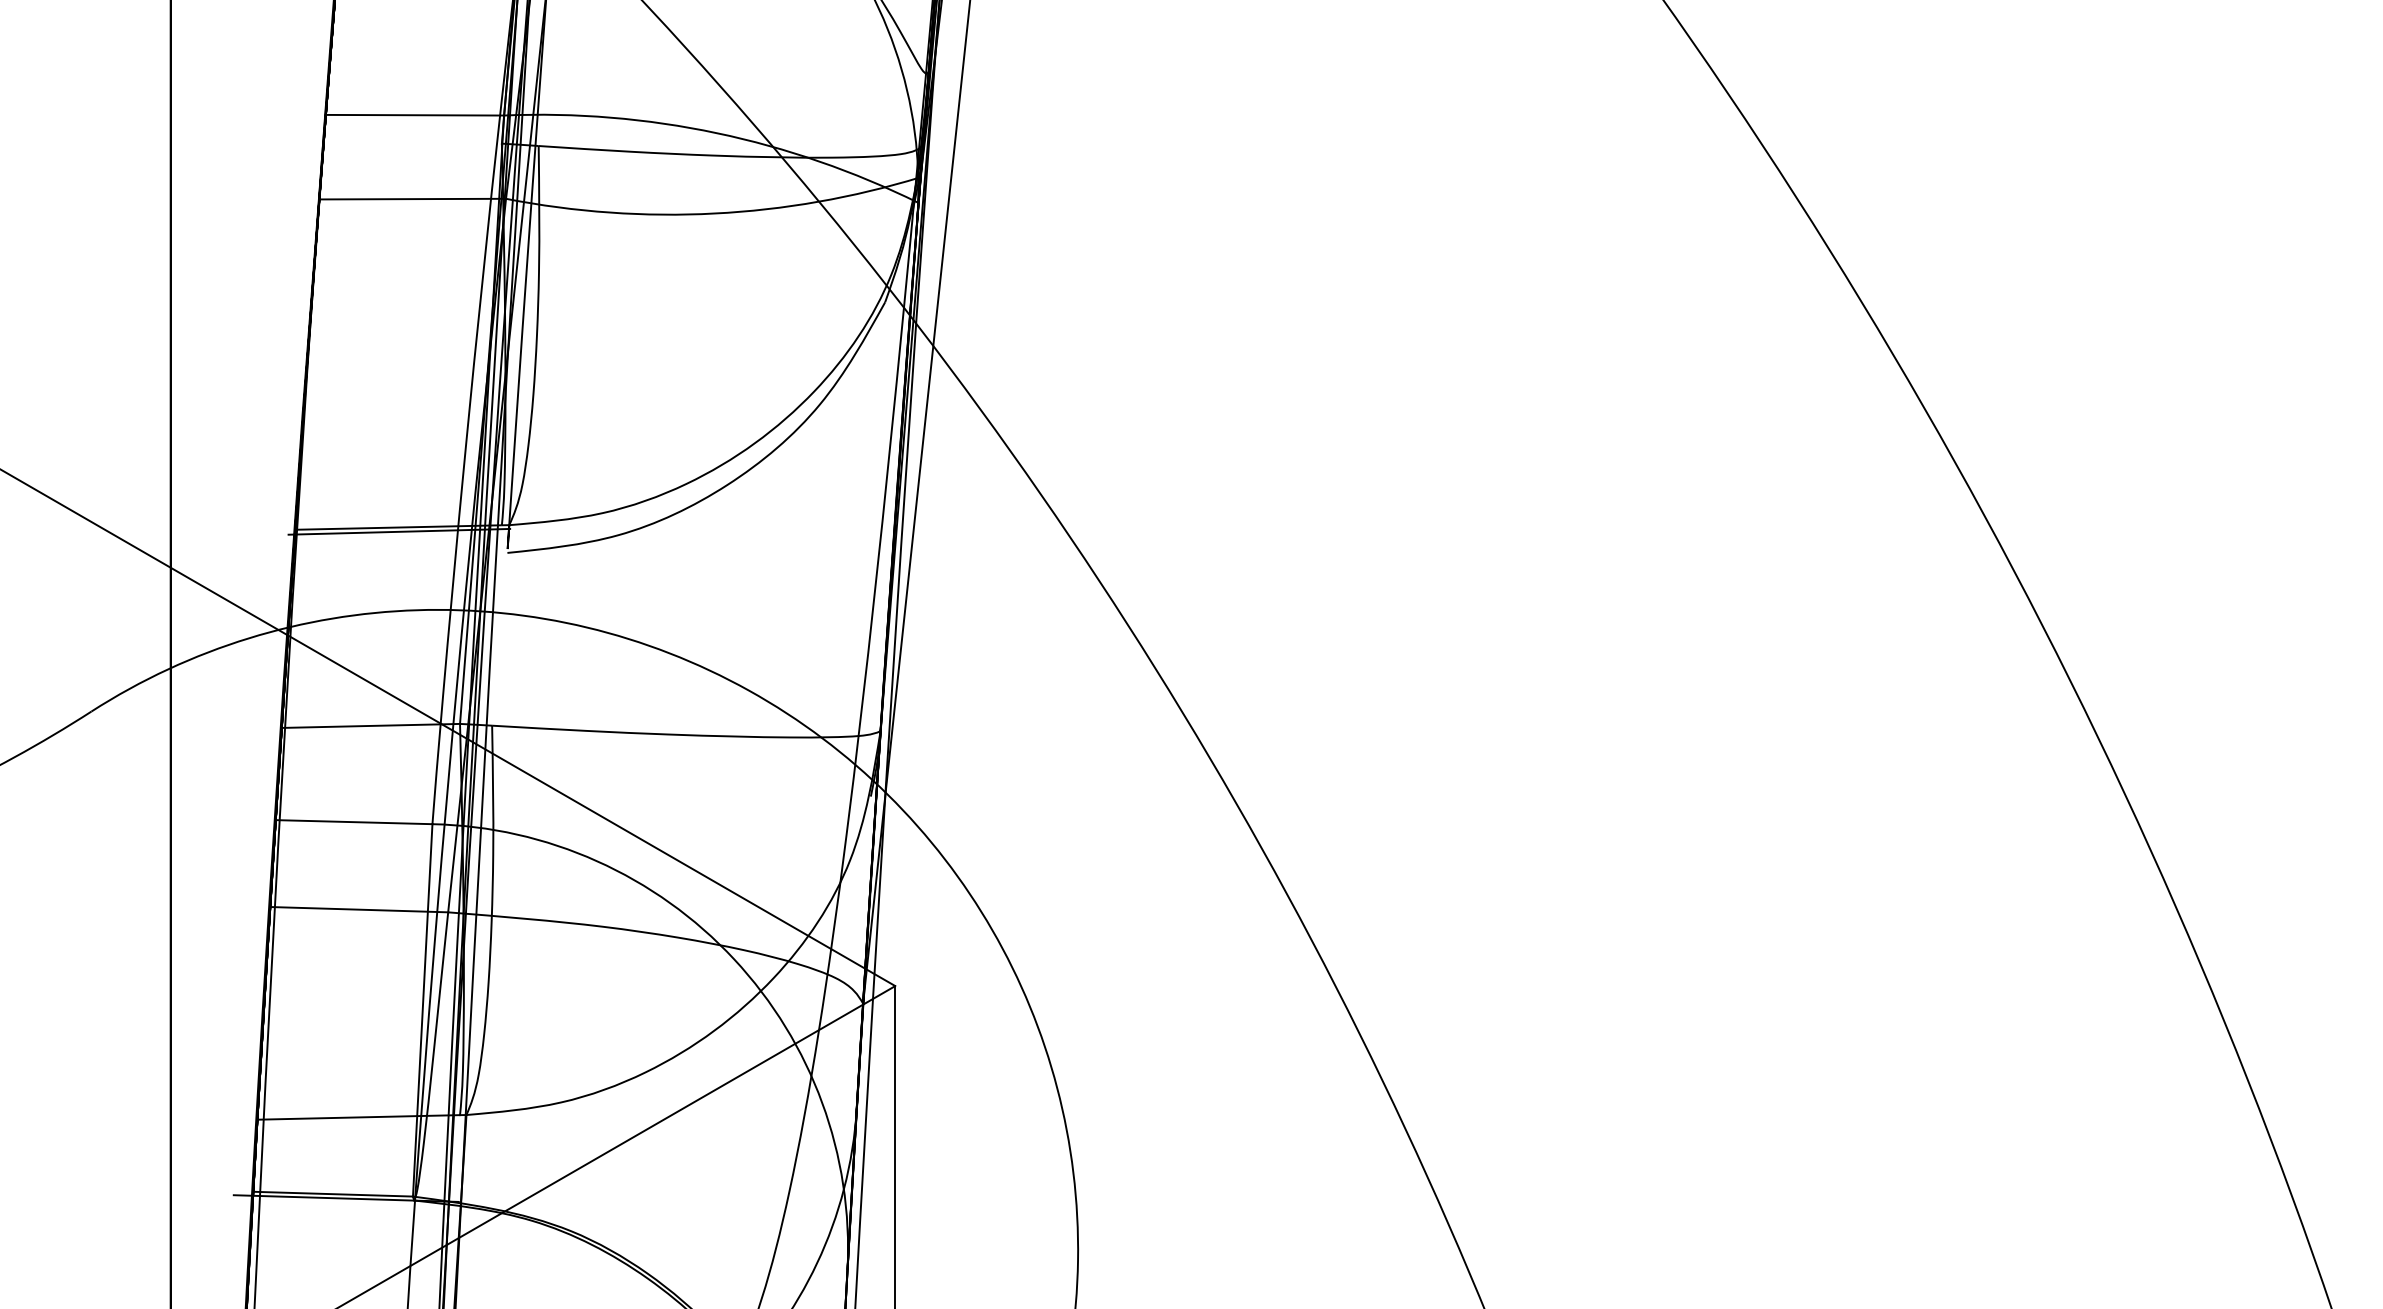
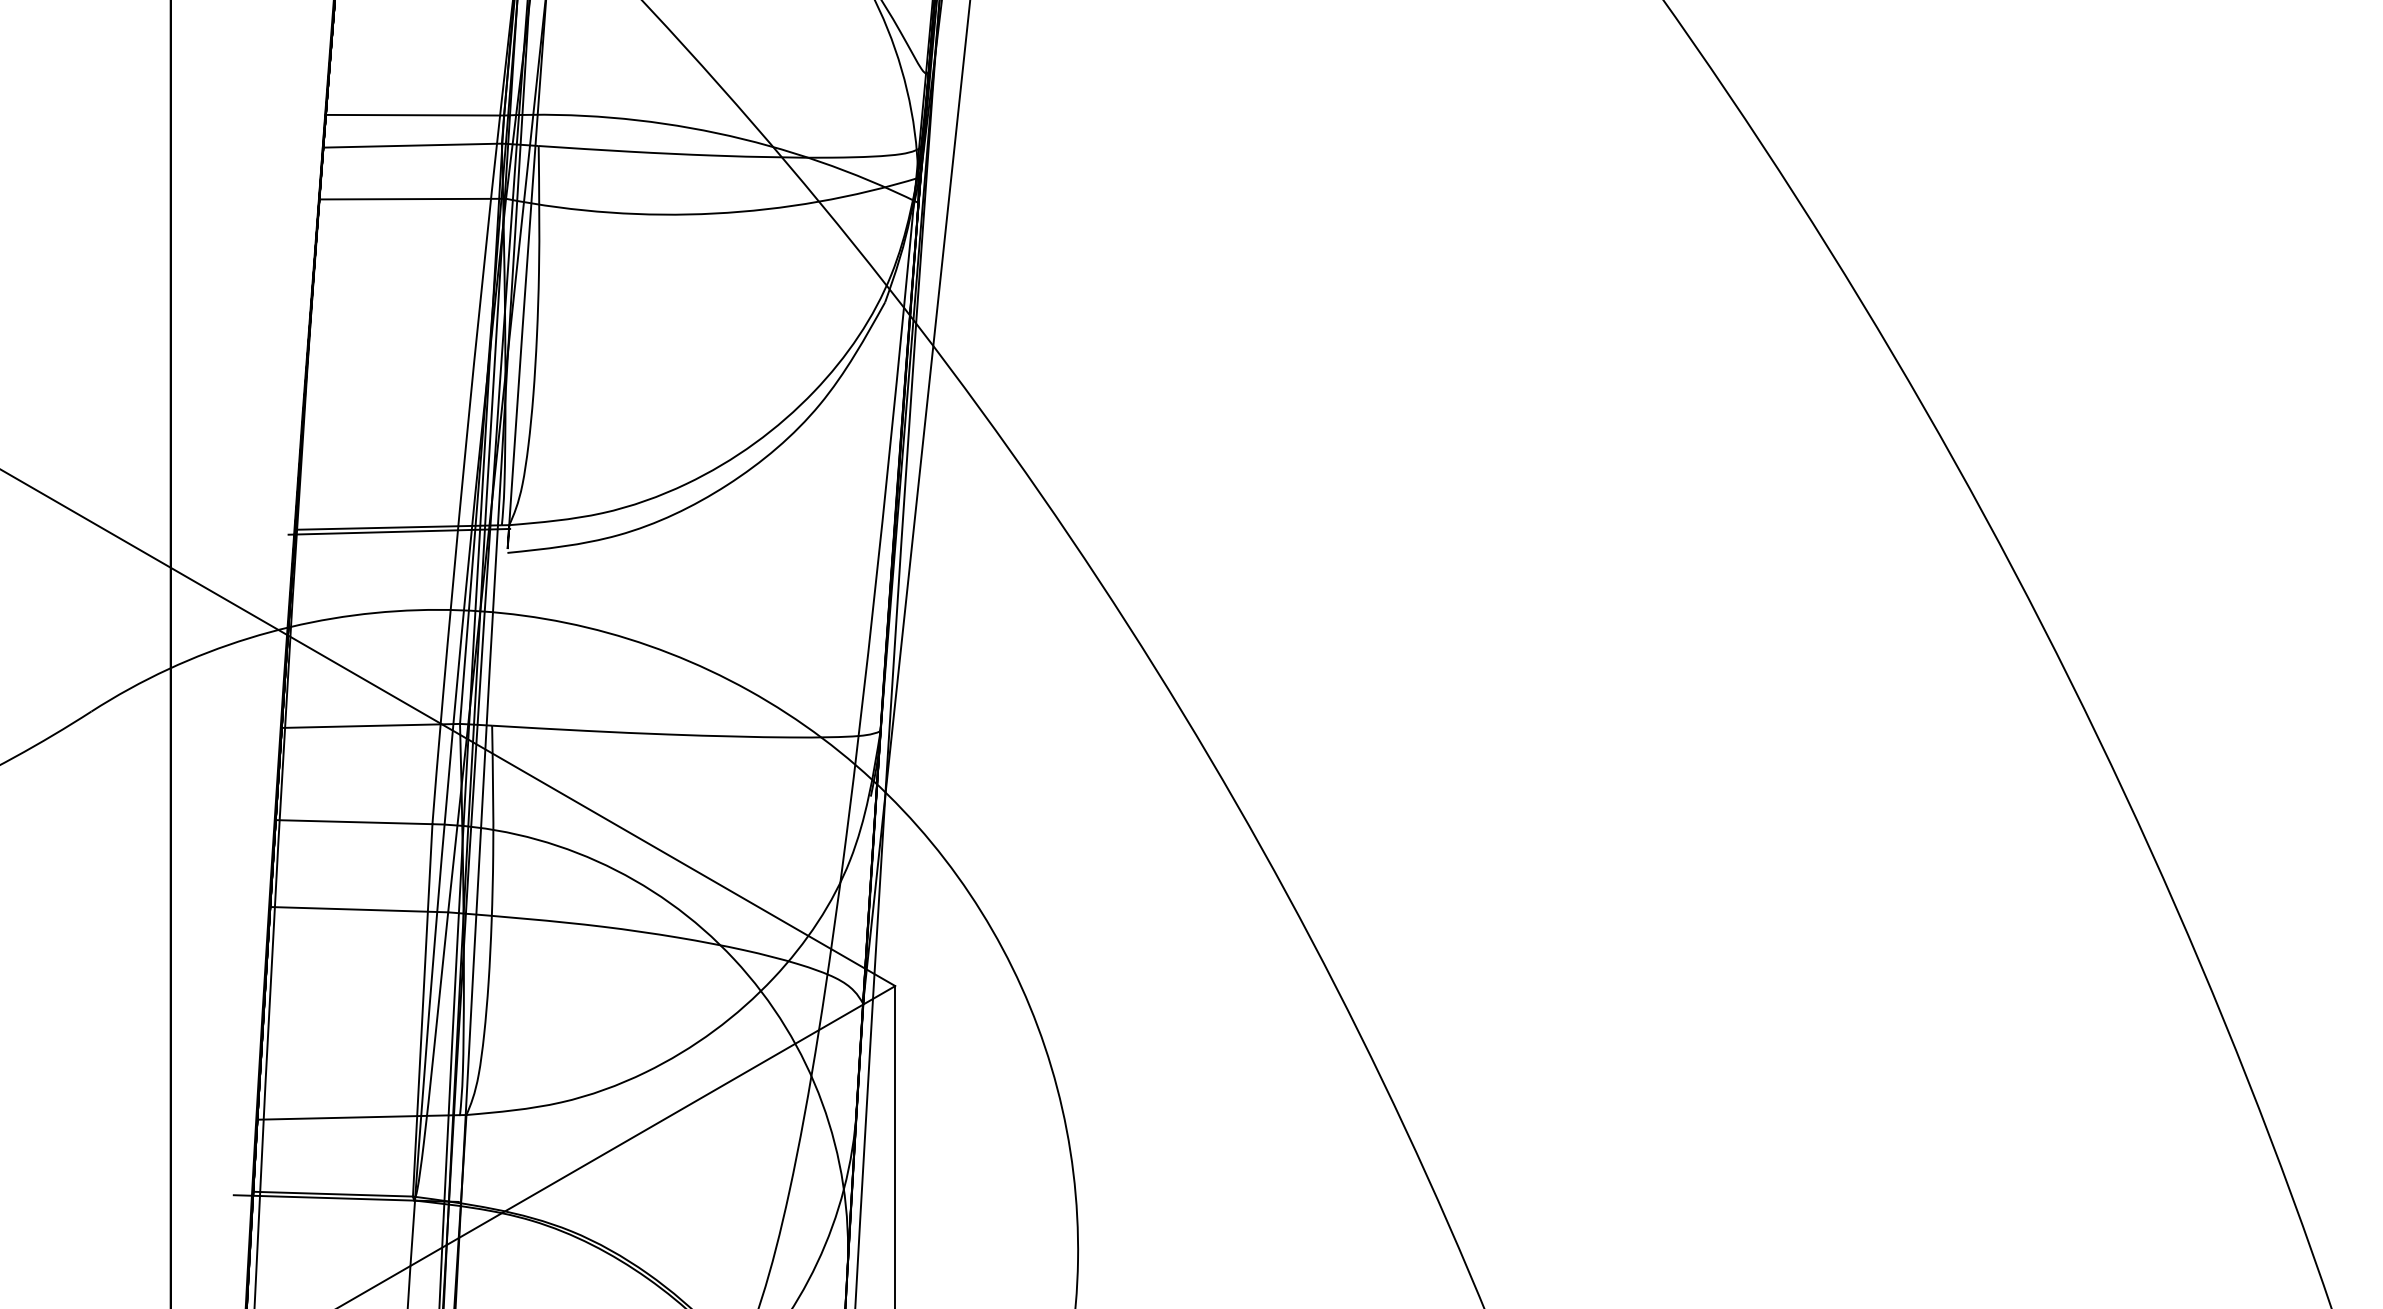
line: none -> present (412, 145)
